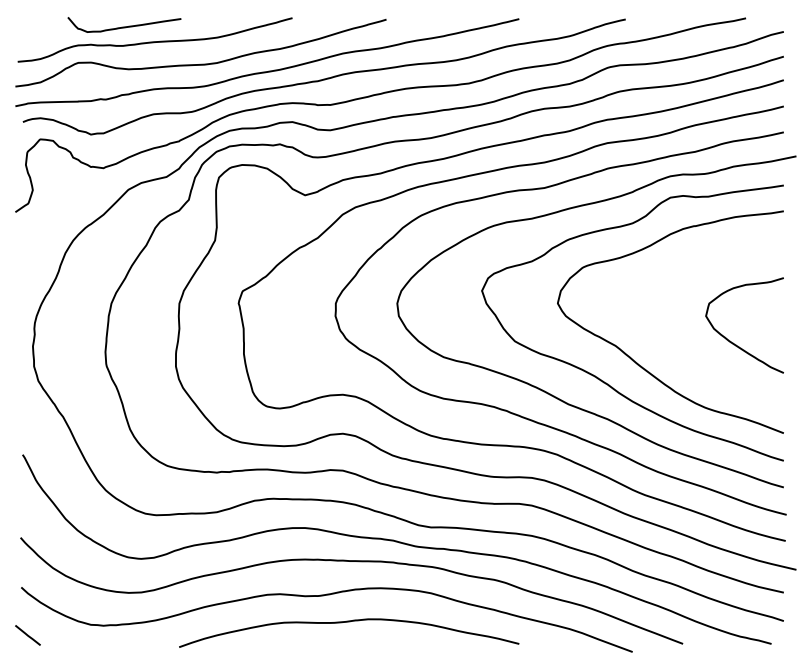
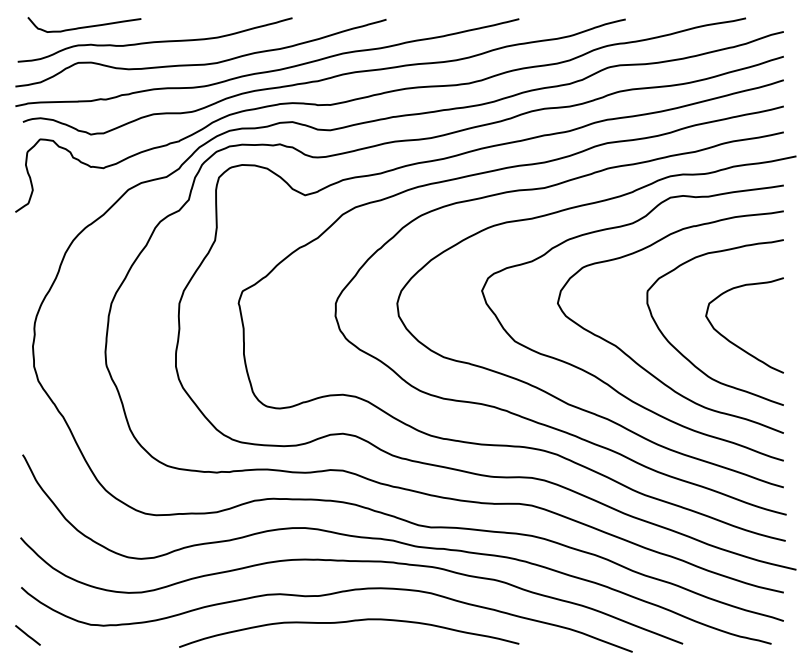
curve position: (124, 26) -> (84, 26) (84, 26)
curve: none -> present (682, 353)
